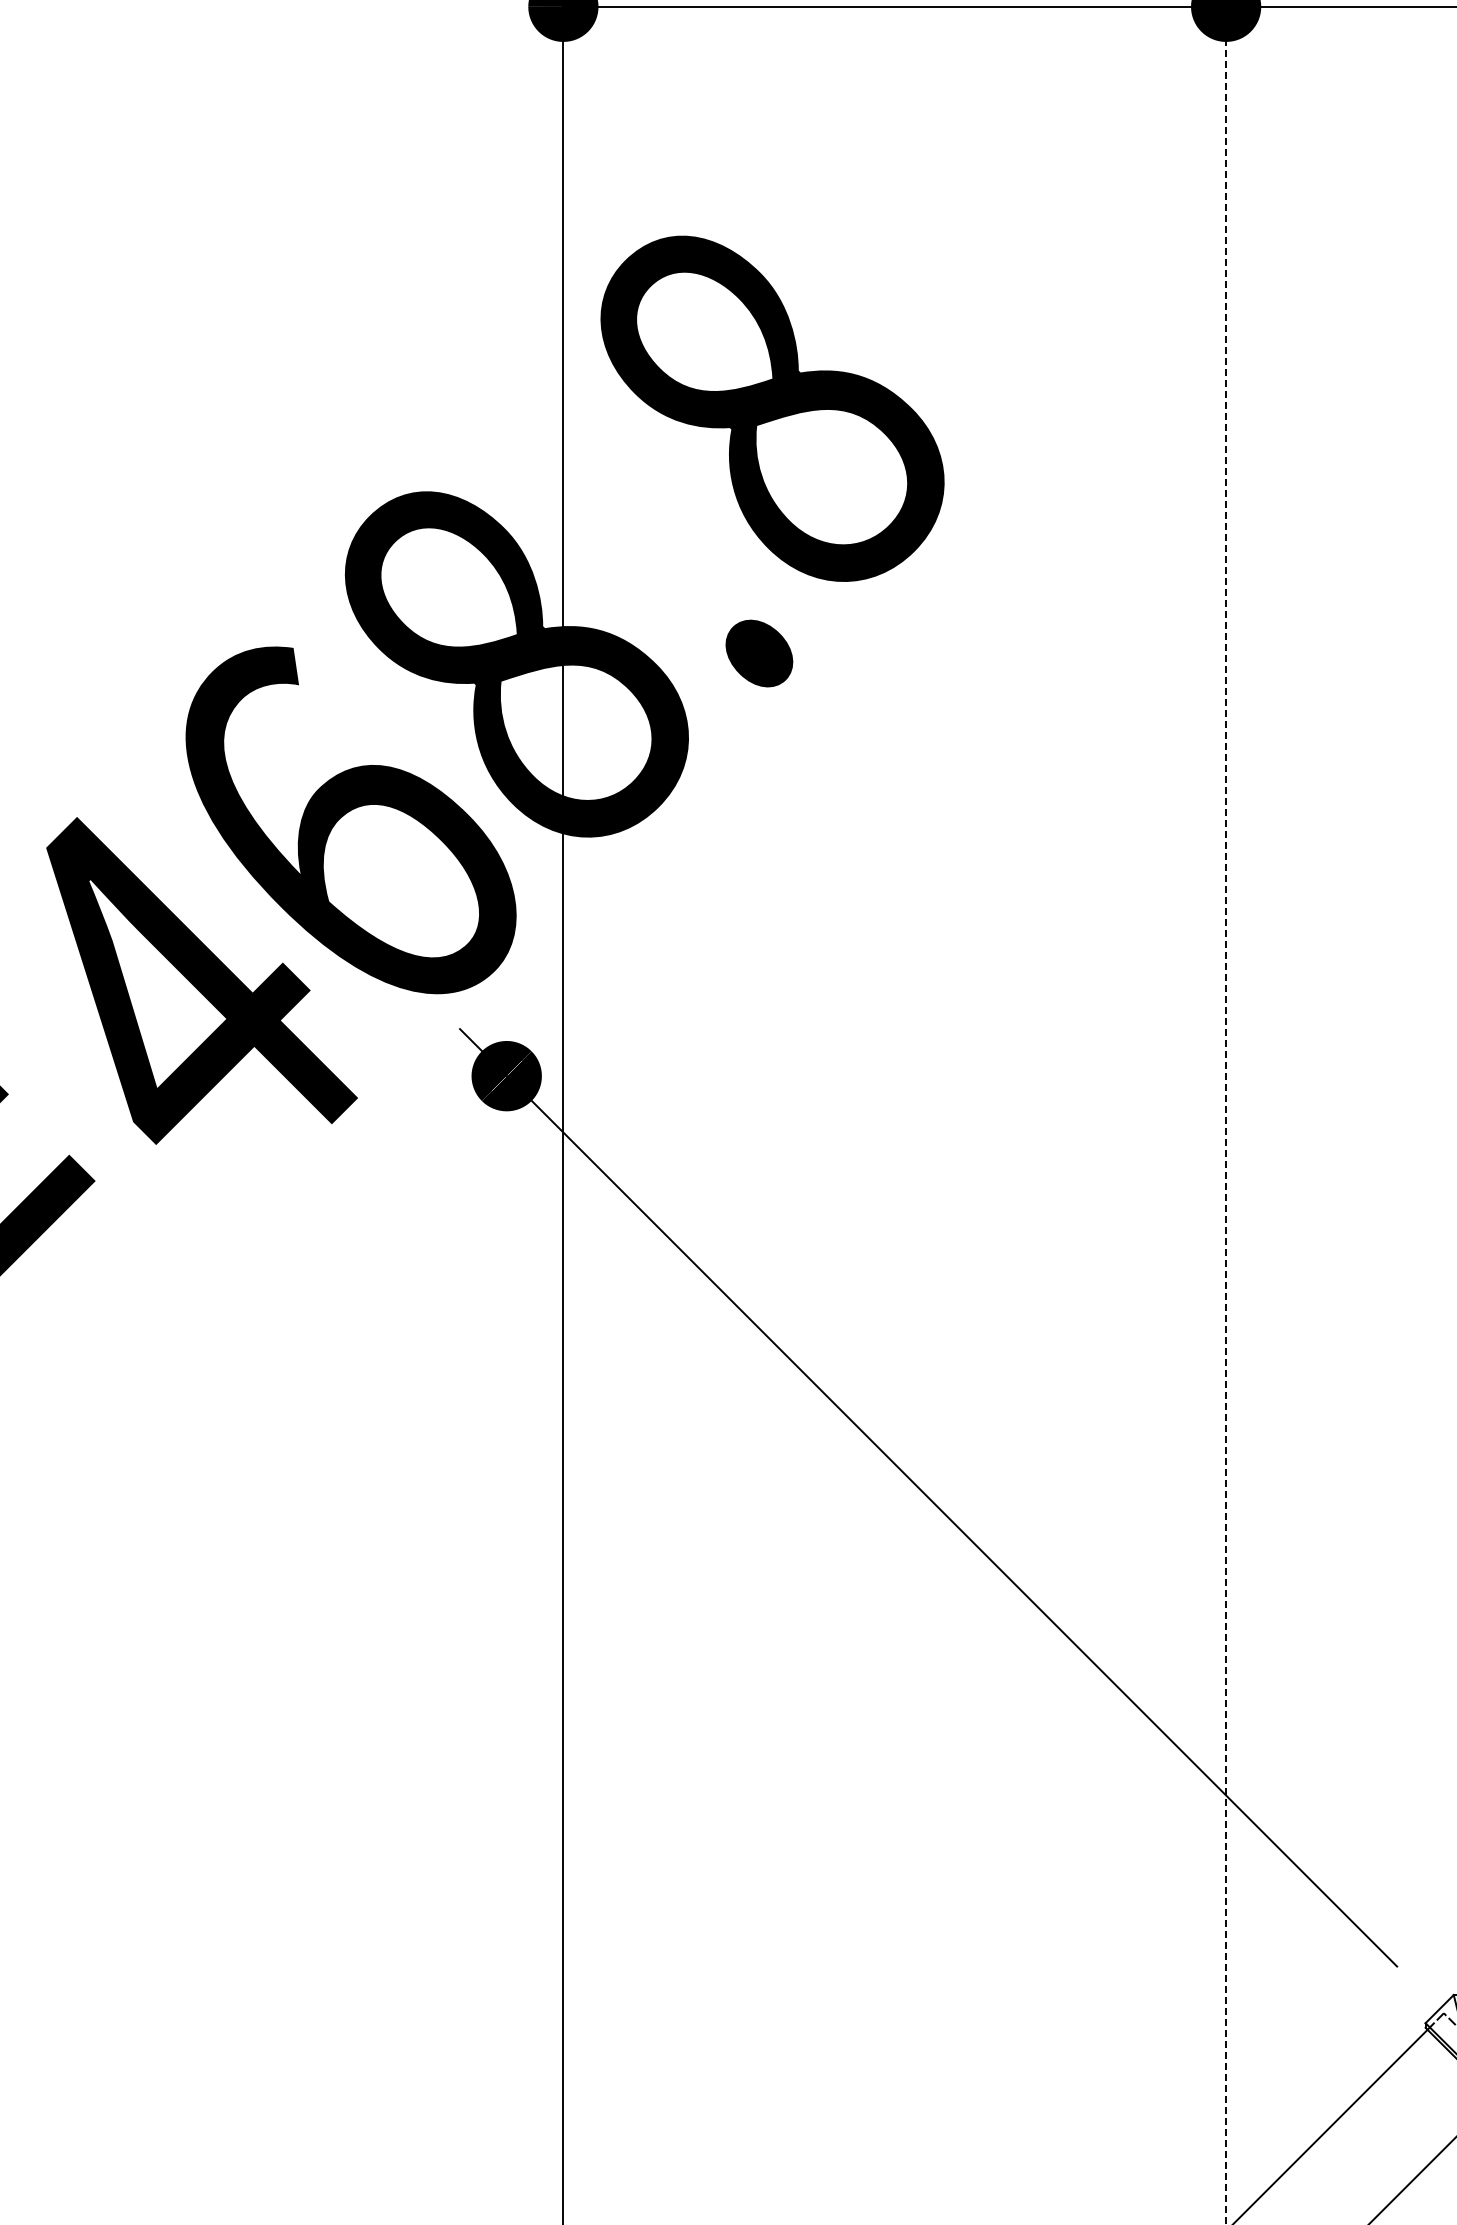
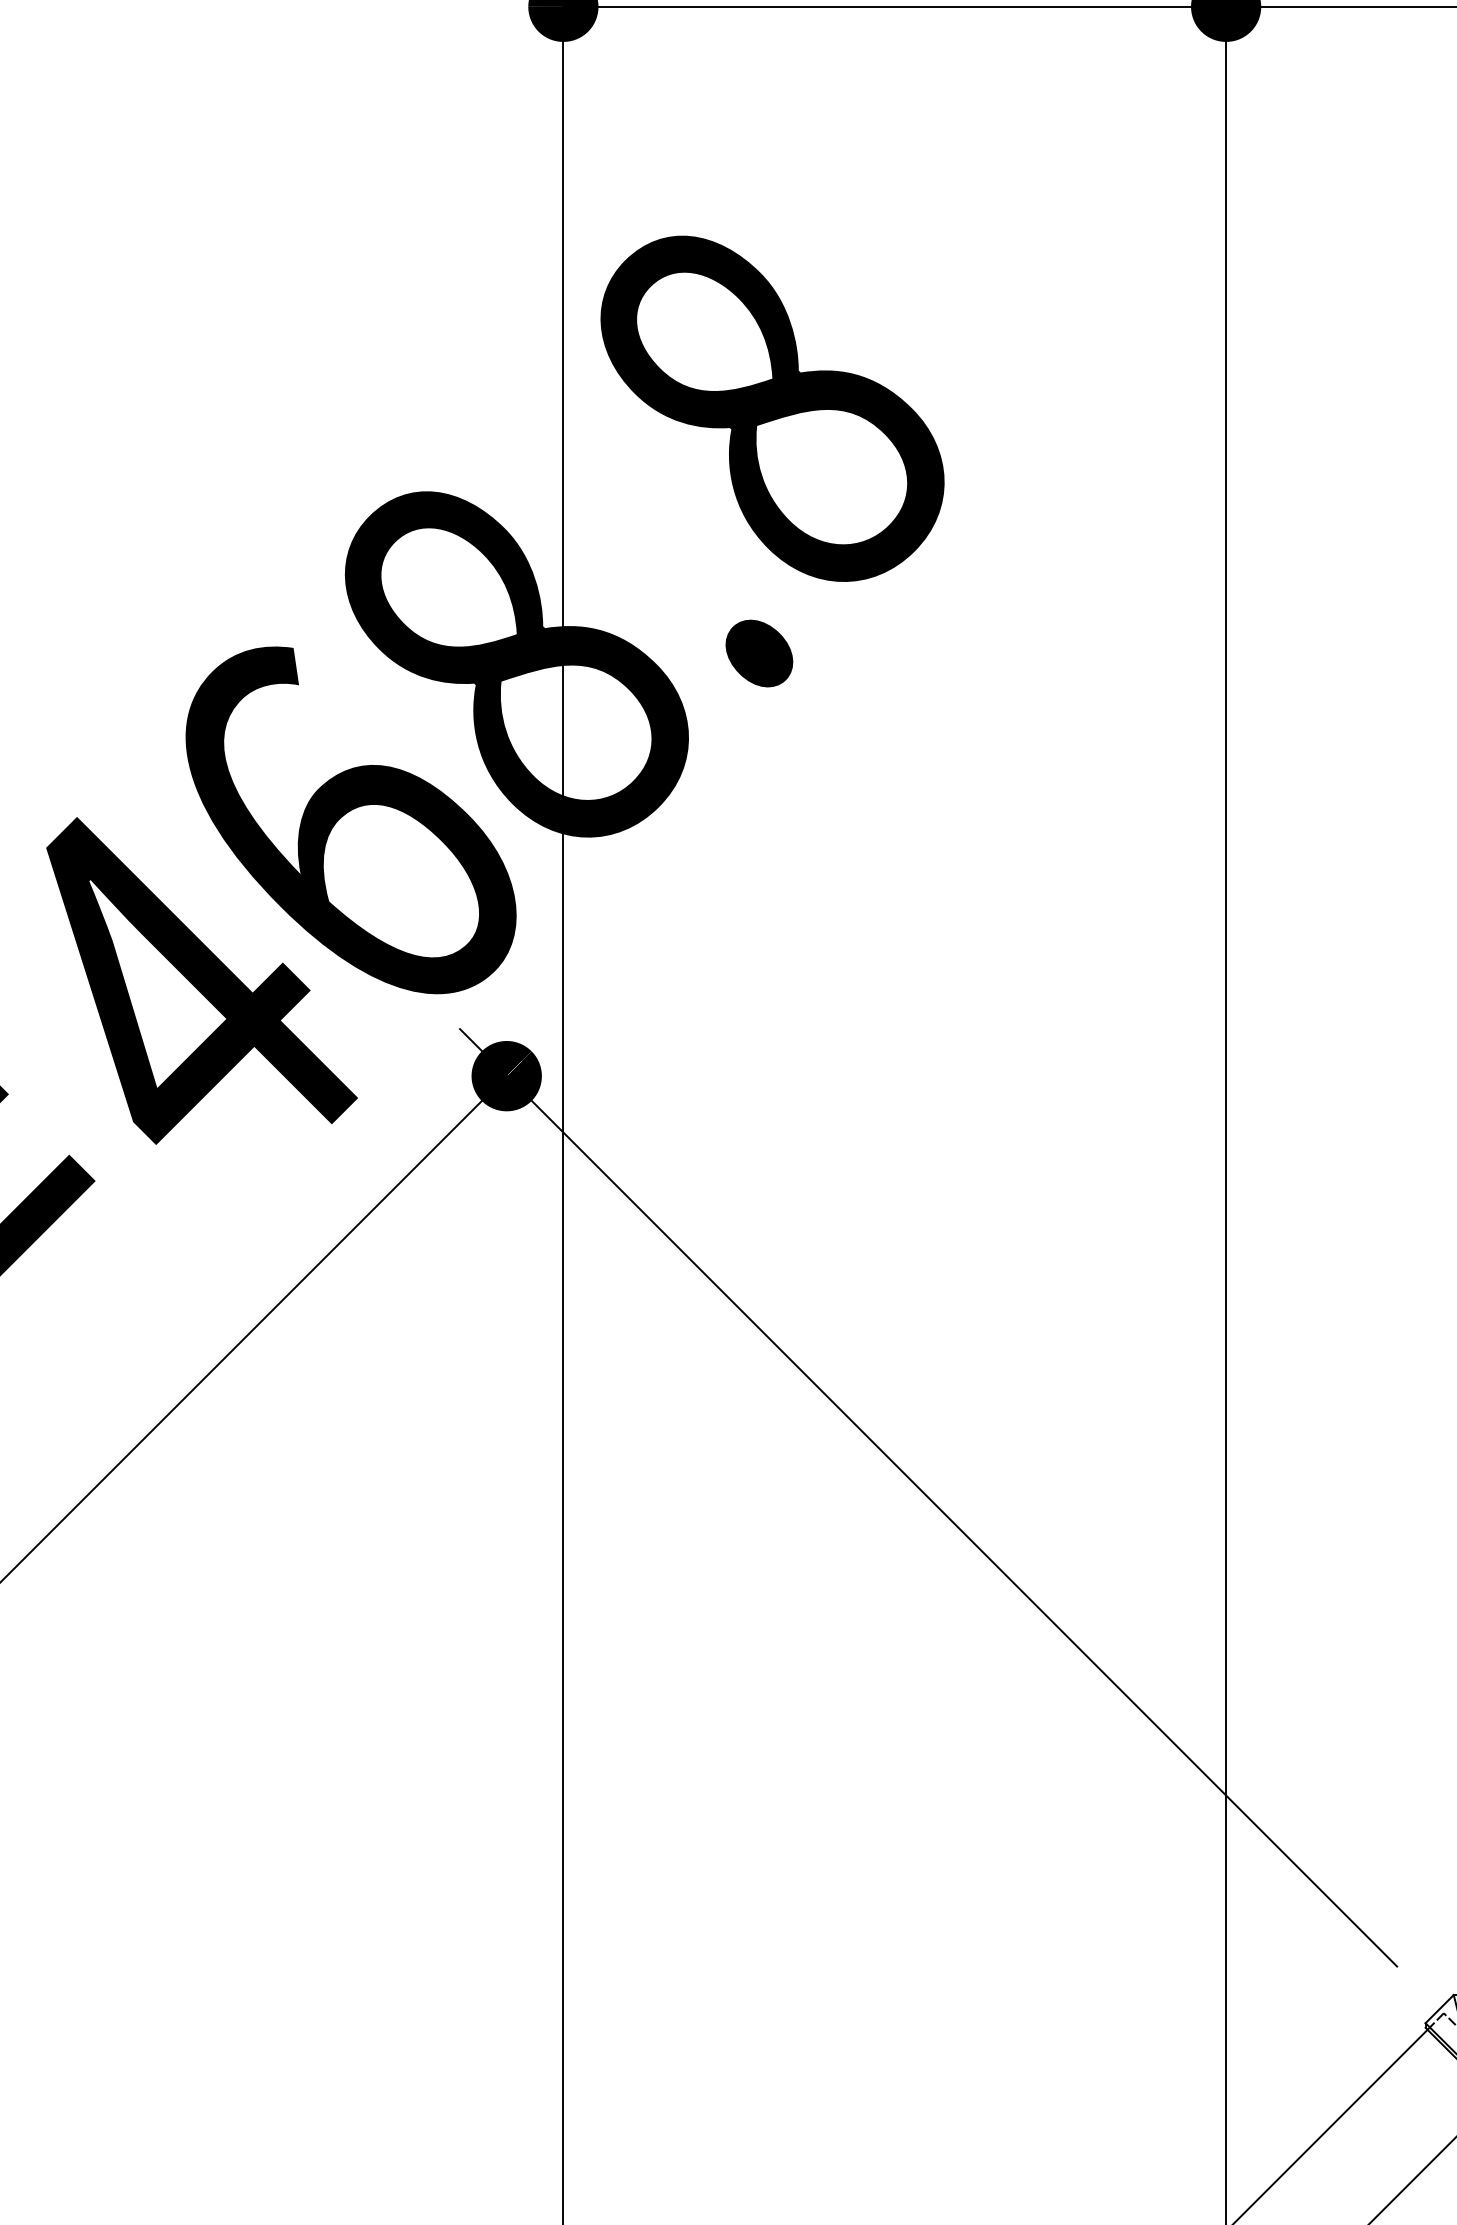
line: dashed -> solid (1226, 1112)
line: none -> present (254, 1328)
